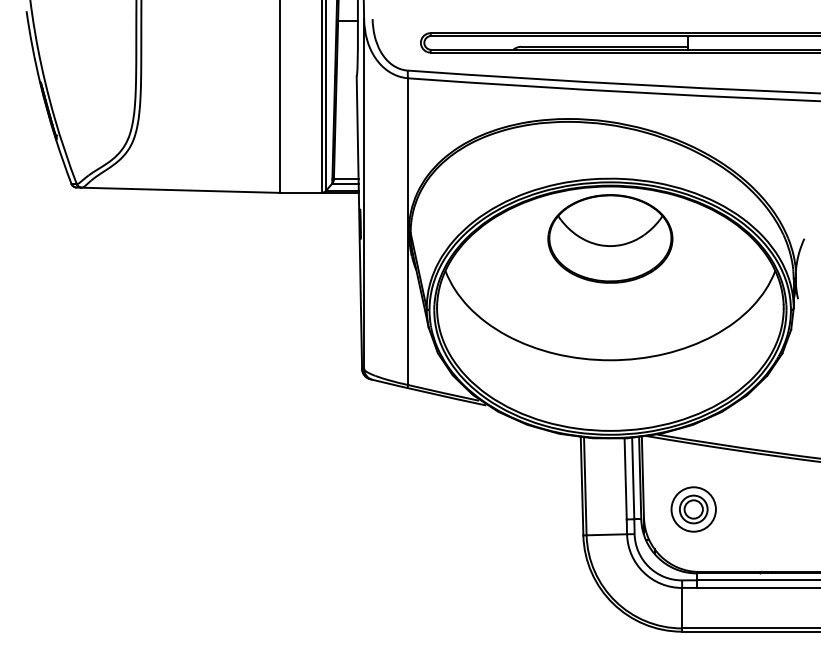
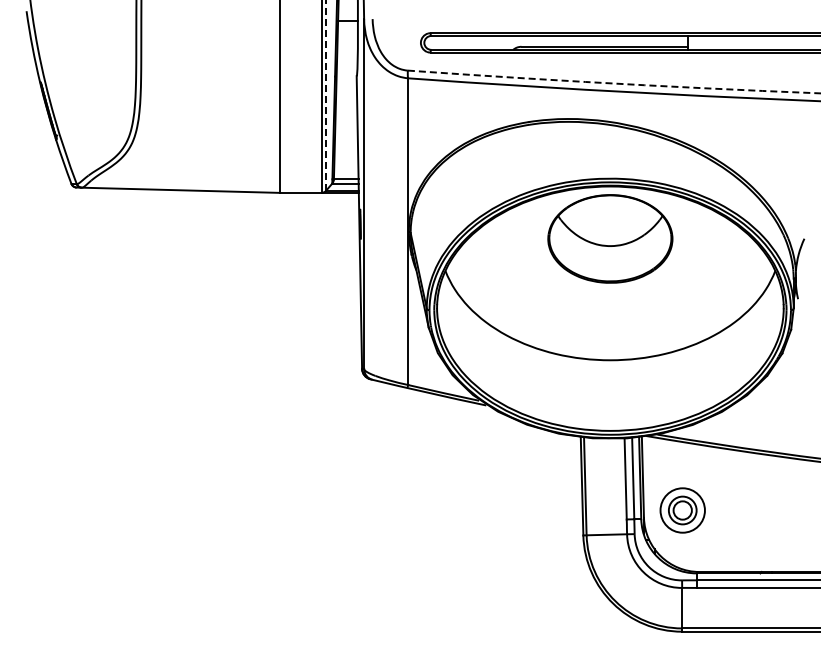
arc: solid -> dashed (614, 83)
line: solid -> dashed (326, 95)
part position: (693, 509) -> (682, 510) (682, 510)
